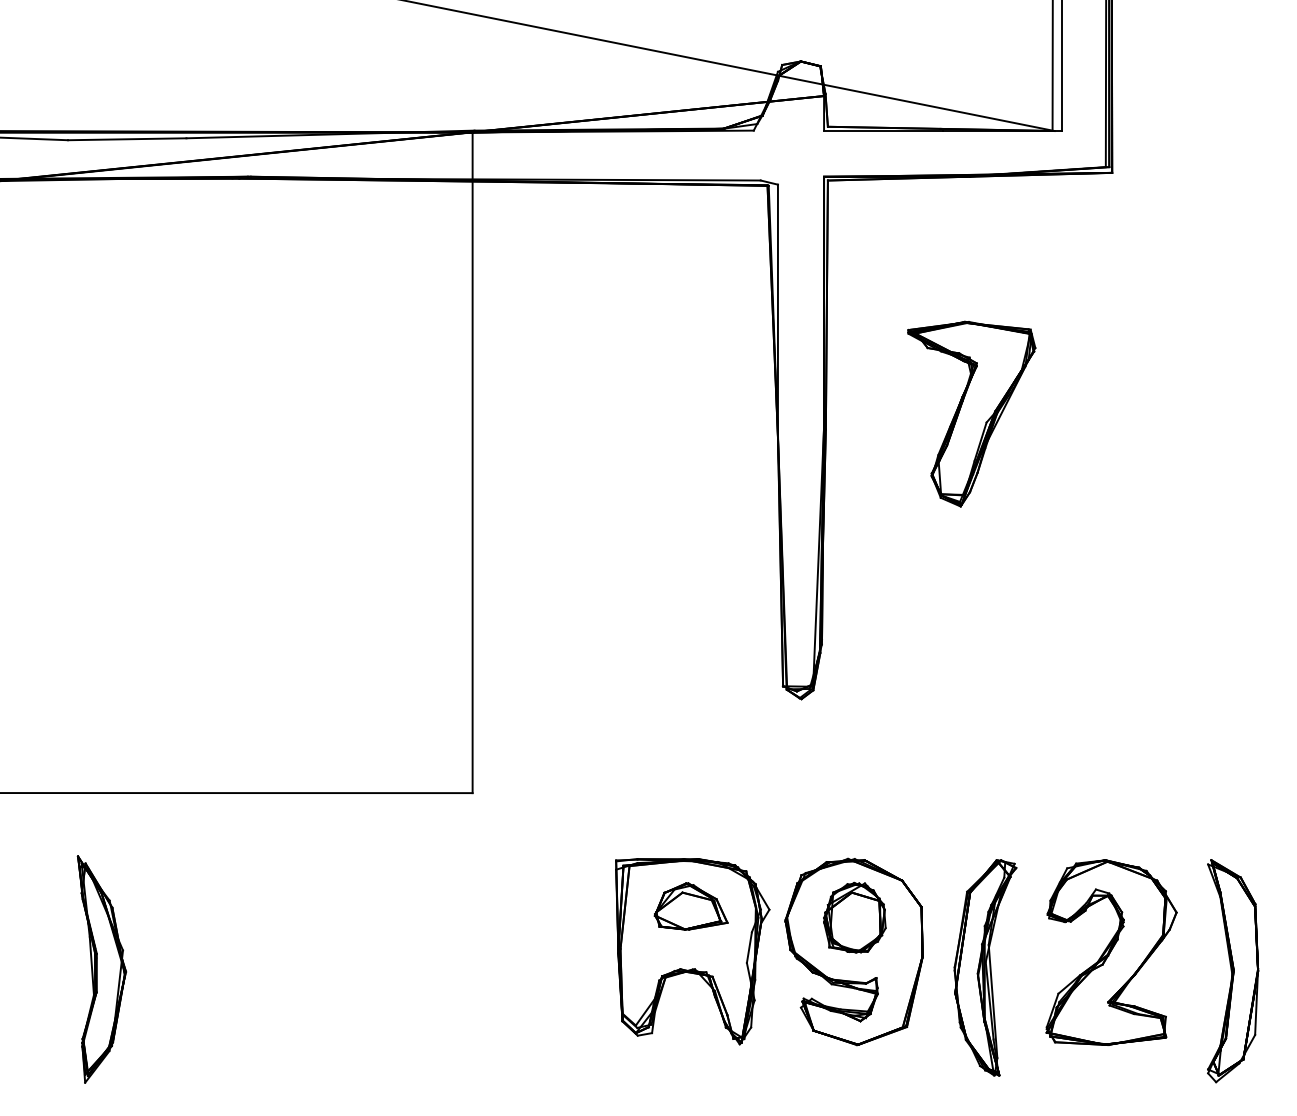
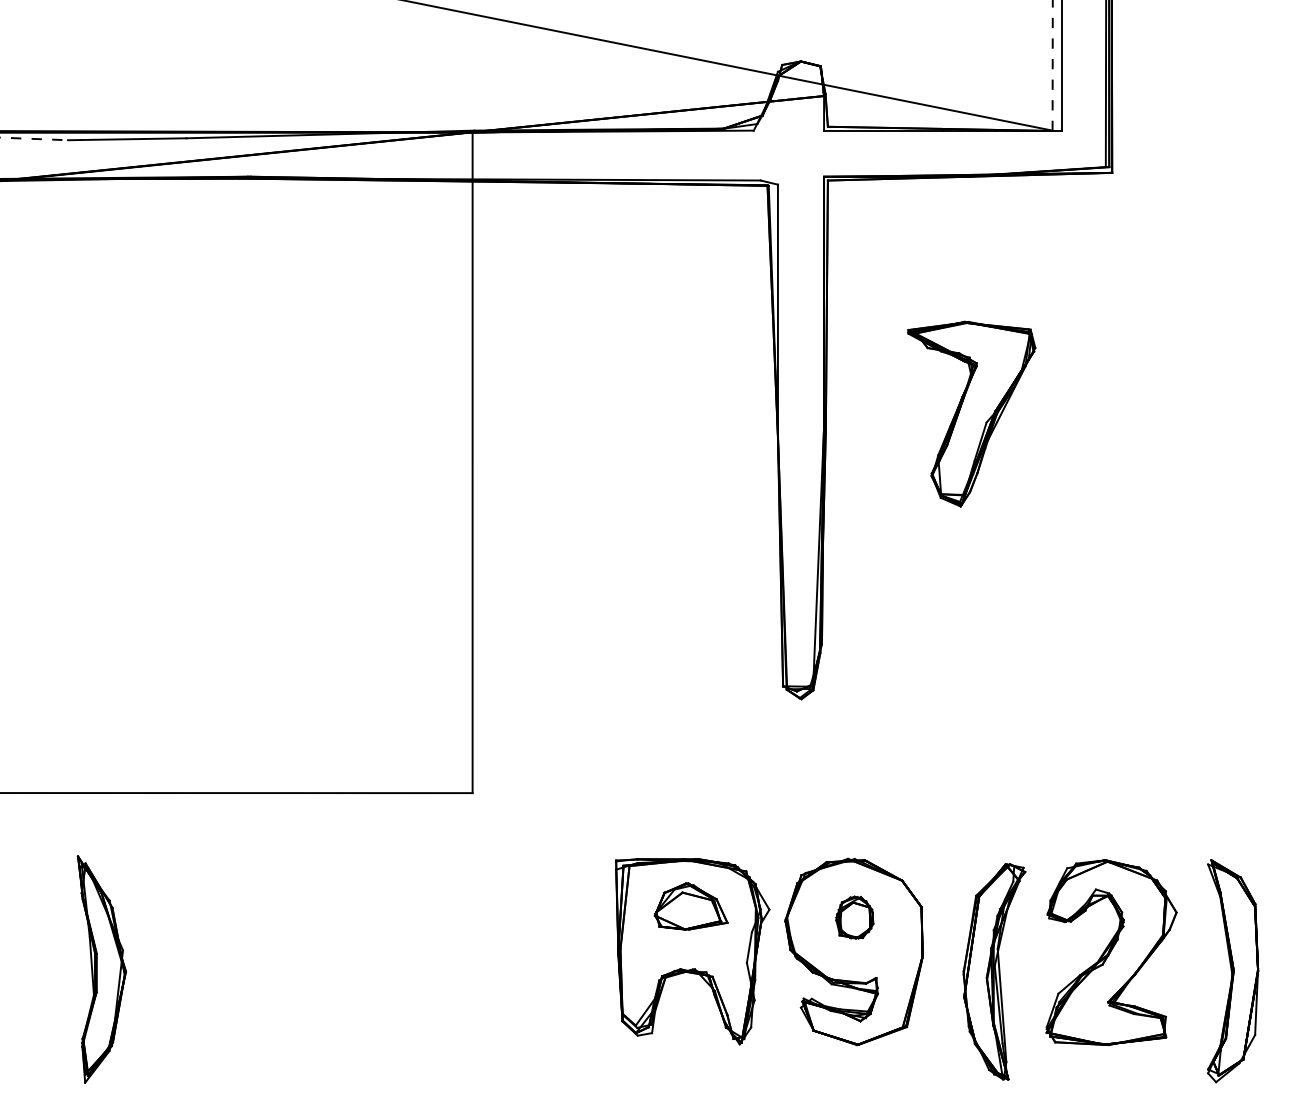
line: solid -> dashed (1052, 65)
line: solid -> dashed (34, 138)
part size: 64x73 px -> 40x45 px (854, 917)
part position: (985, 967) -> (994, 971) (994, 971)
